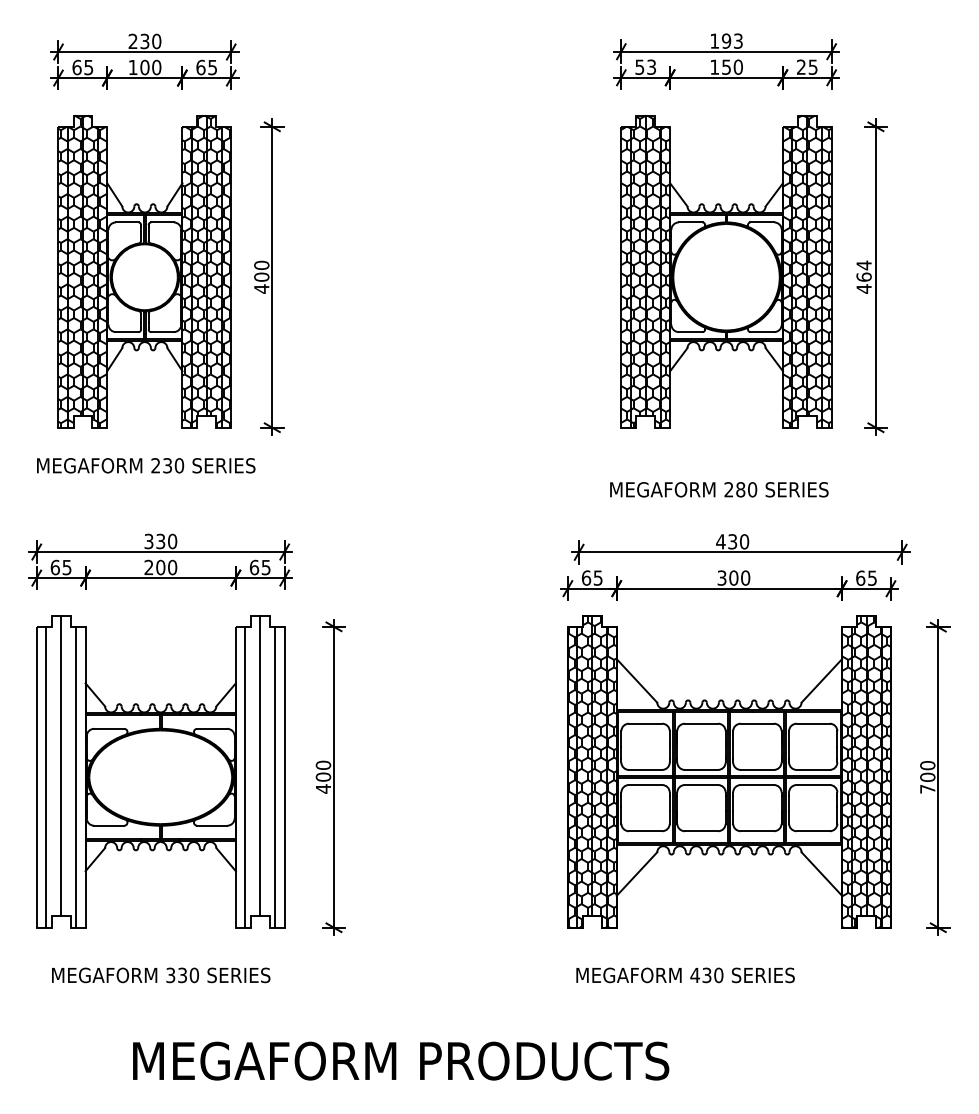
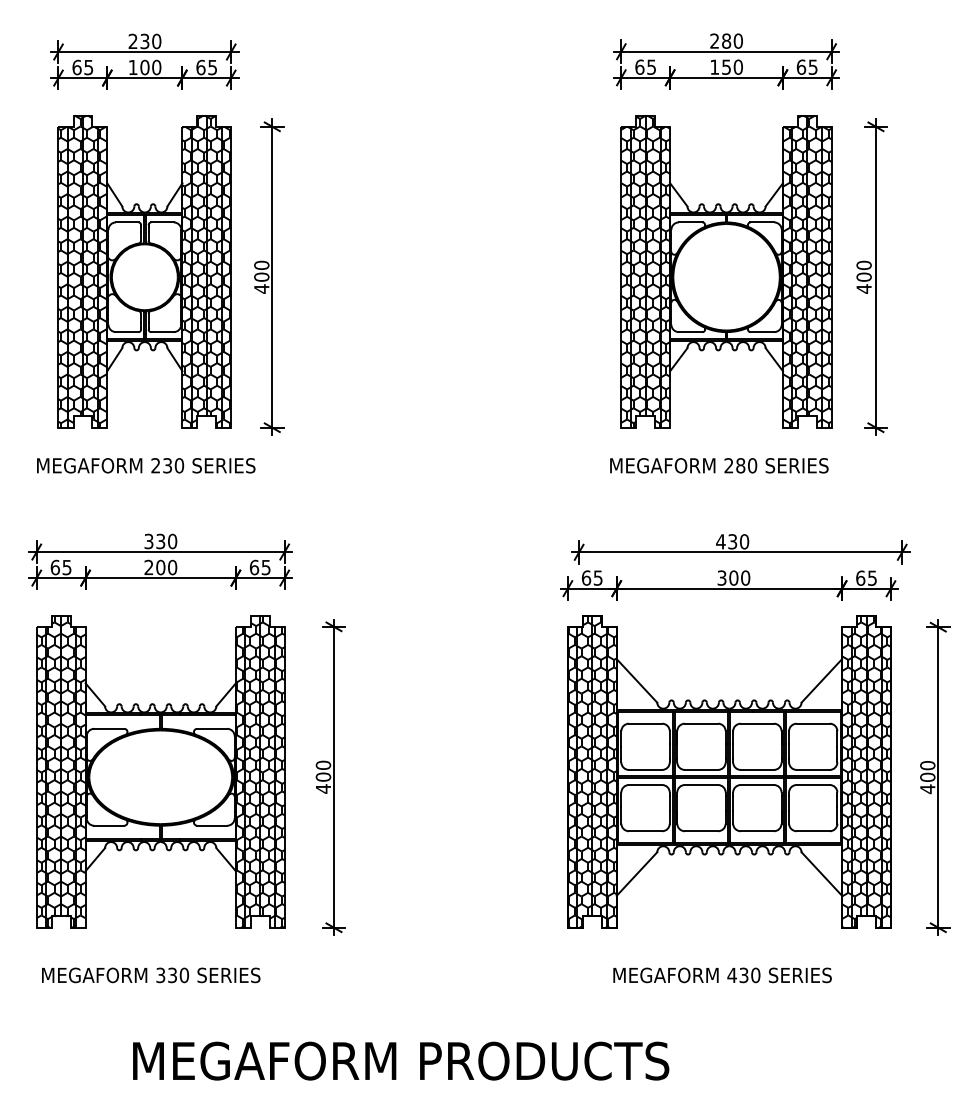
text: 193 -> 280 (726, 40)
text: 53 -> 65 (645, 66)
text: 25 -> 65 (801, 66)
text: 464 -> 400 (863, 270)
text position: (719, 489) -> (719, 465) (719, 465)
hatch: none -> present (60, 771)
hatch: none -> present (259, 771)
text: 700 -> 400 (927, 789)
text position: (161, 975) -> (151, 975) (151, 975)
text position: (685, 975) -> (722, 975) (722, 975)
